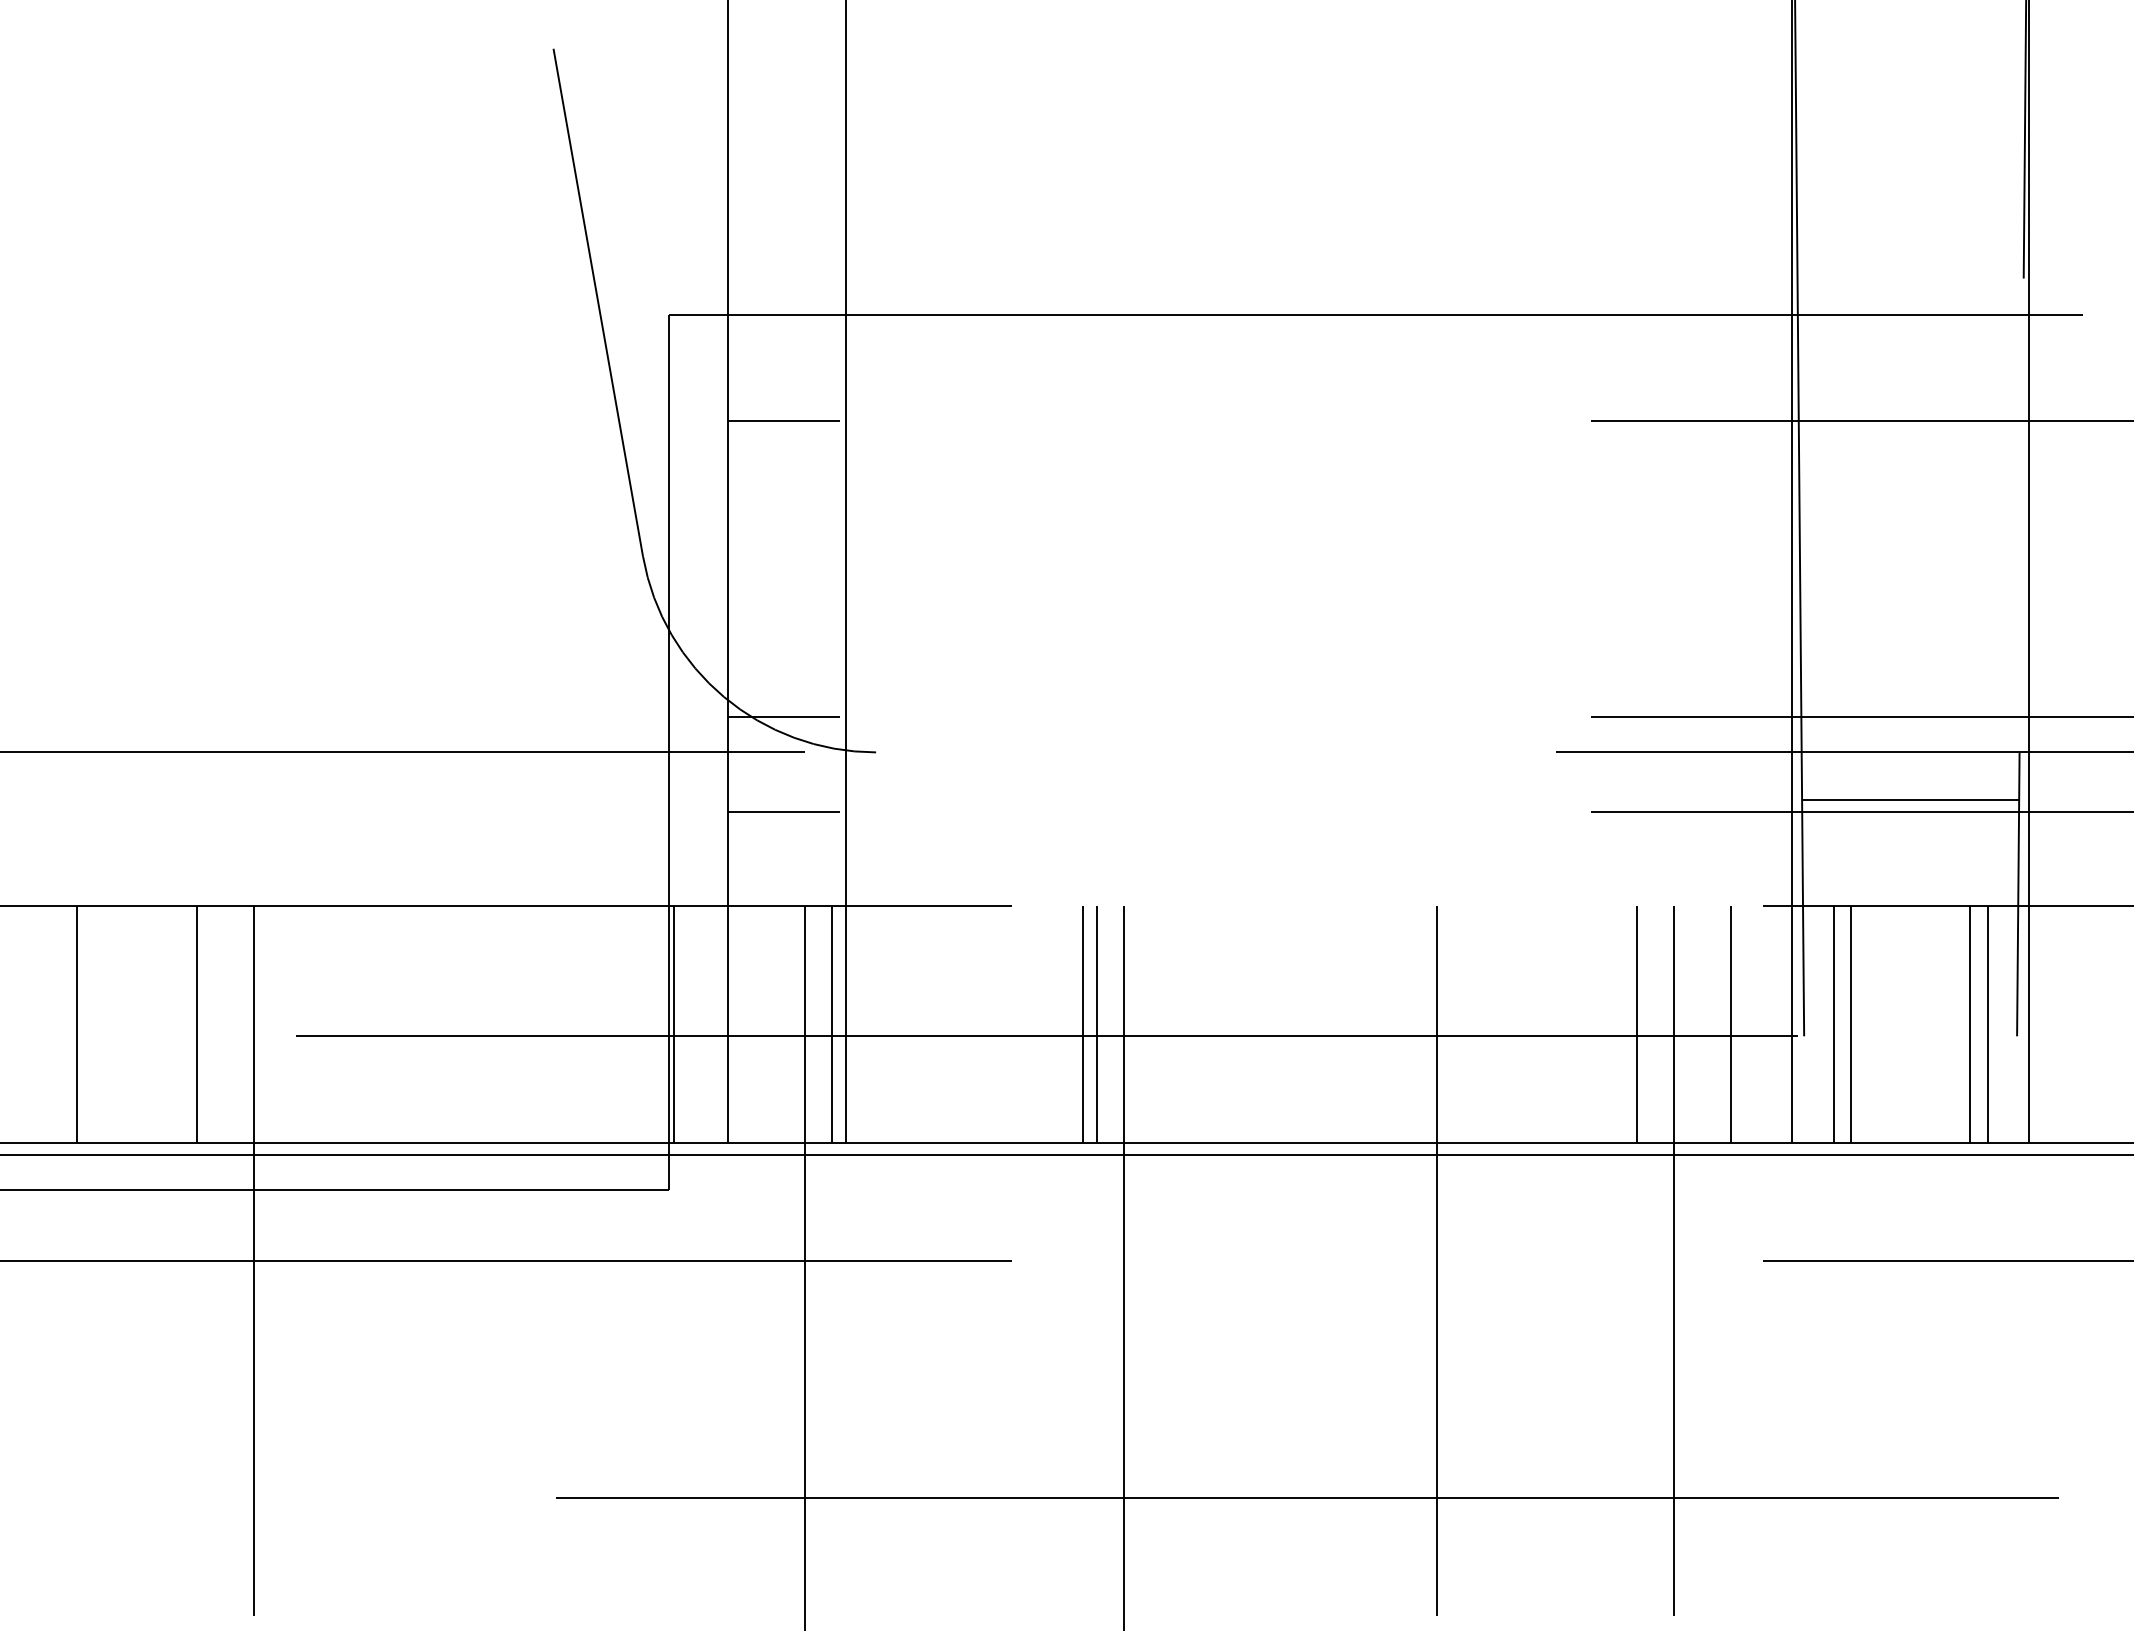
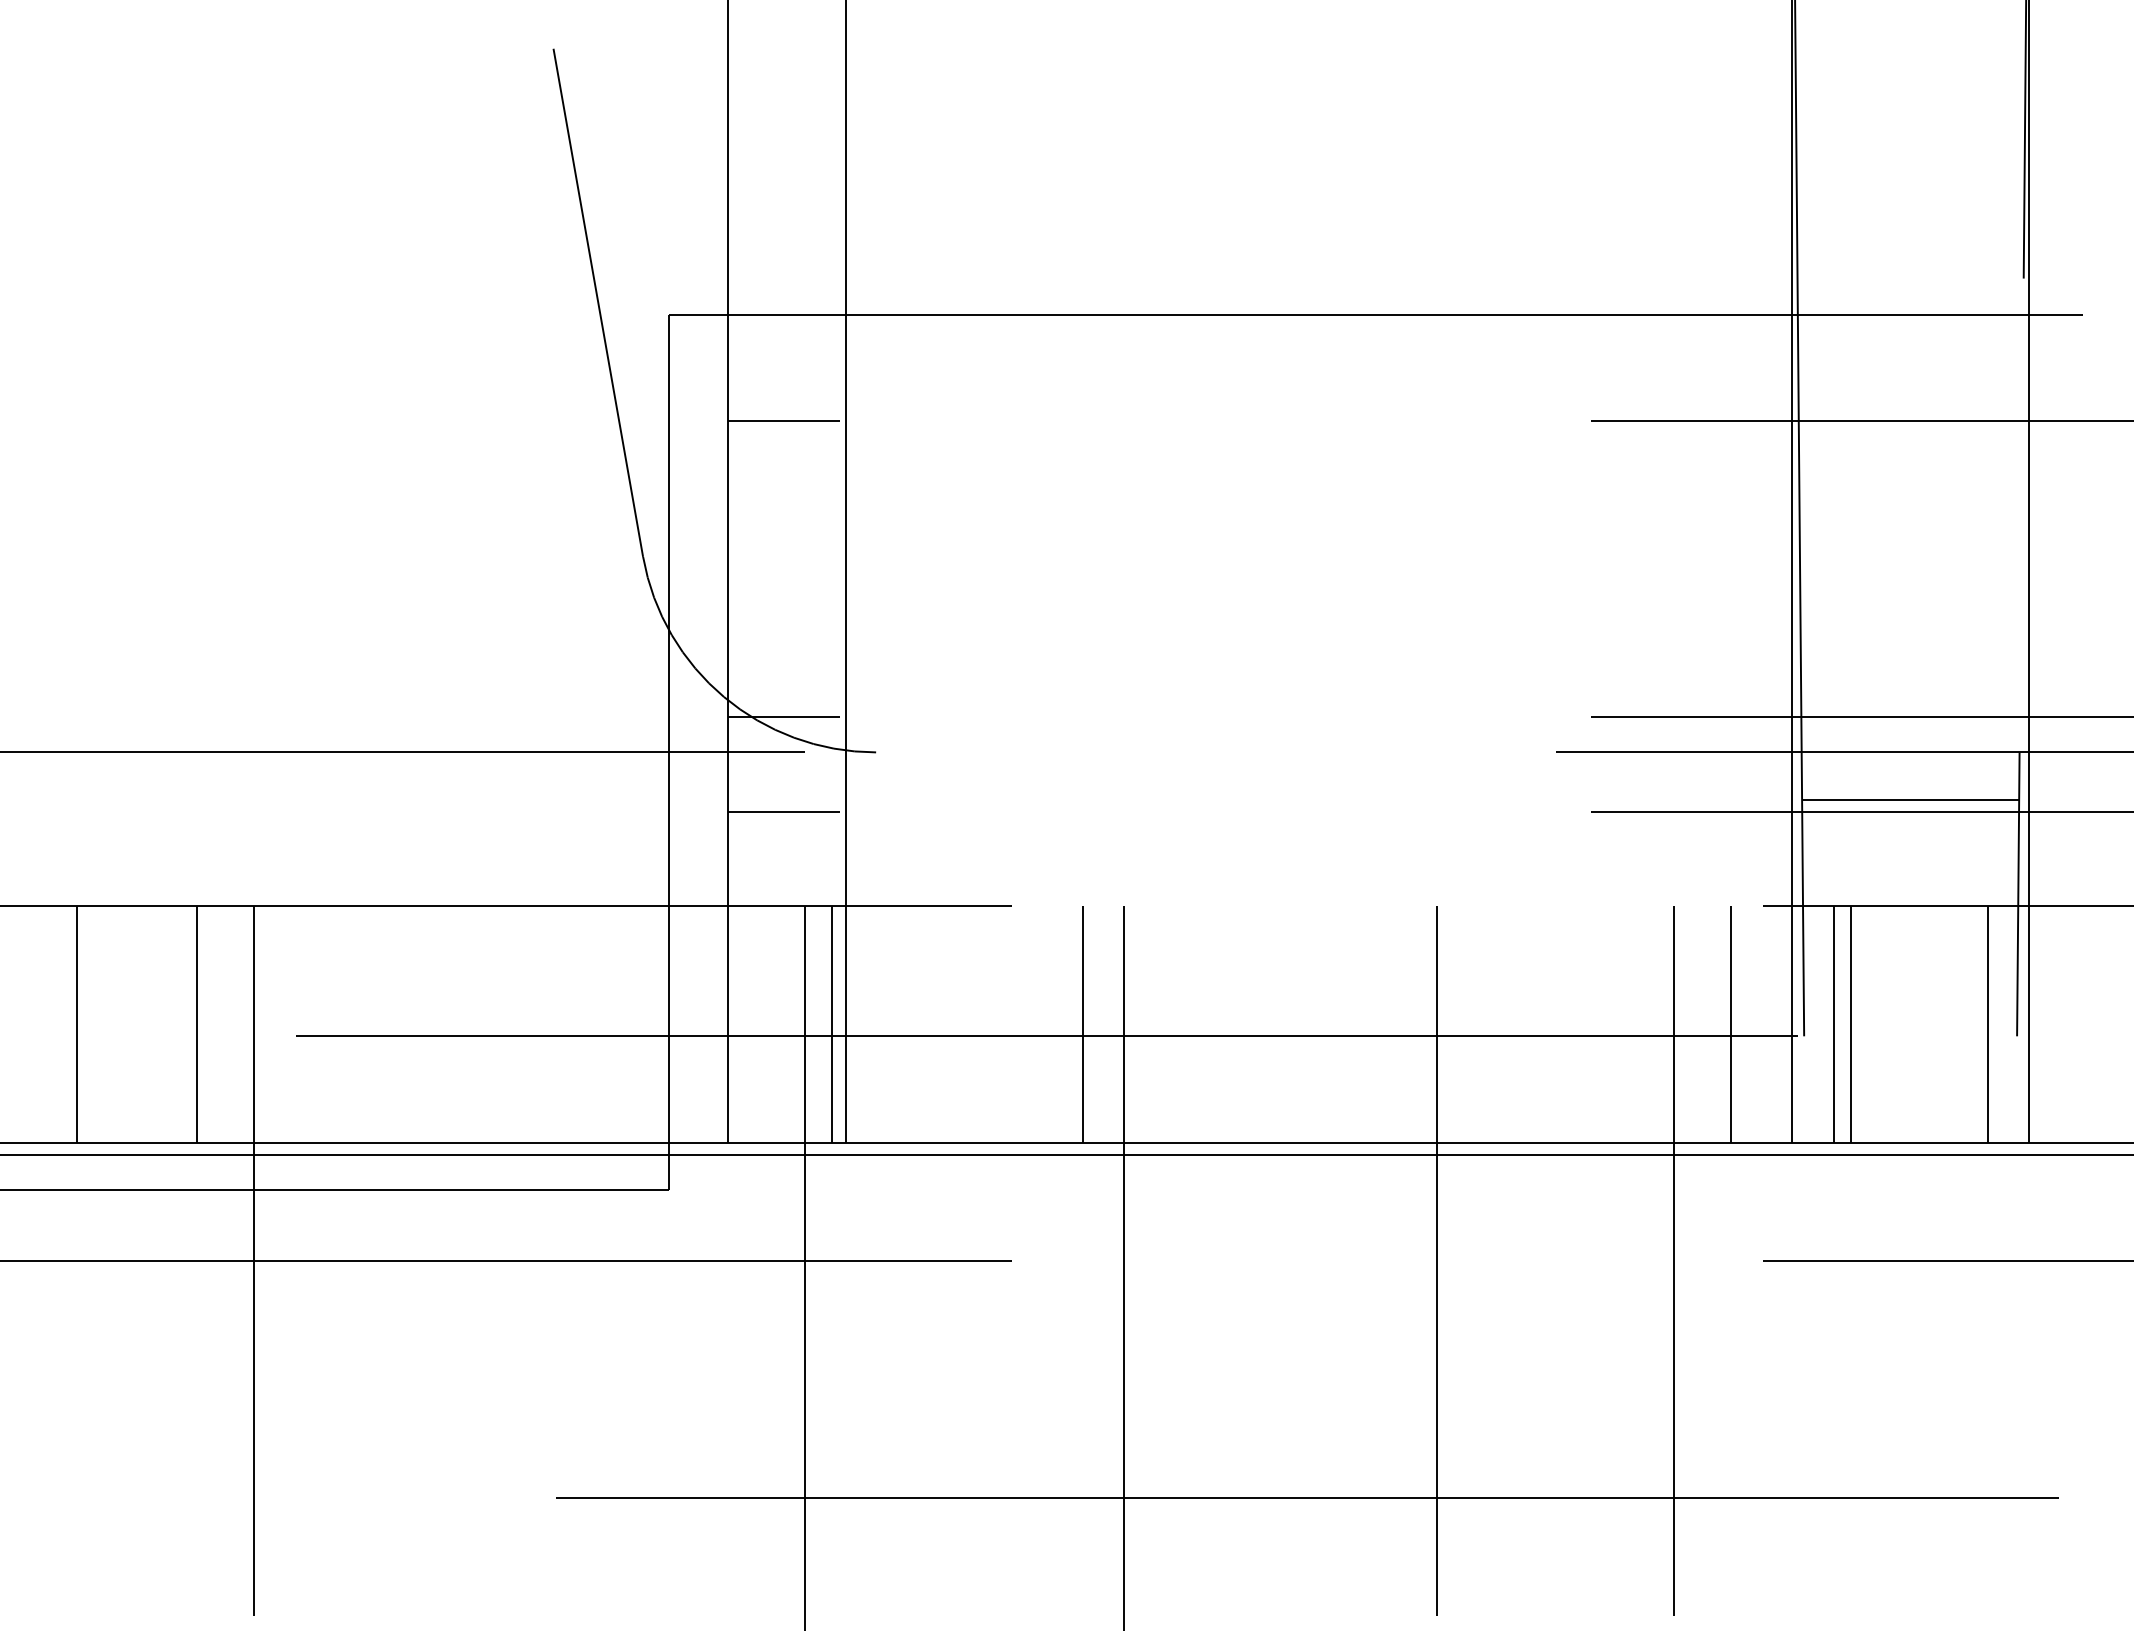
line: present -> none (674, 1024)
line: present -> none (1096, 1024)
line: present -> none (1637, 1024)
line: present -> none (1969, 1024)
